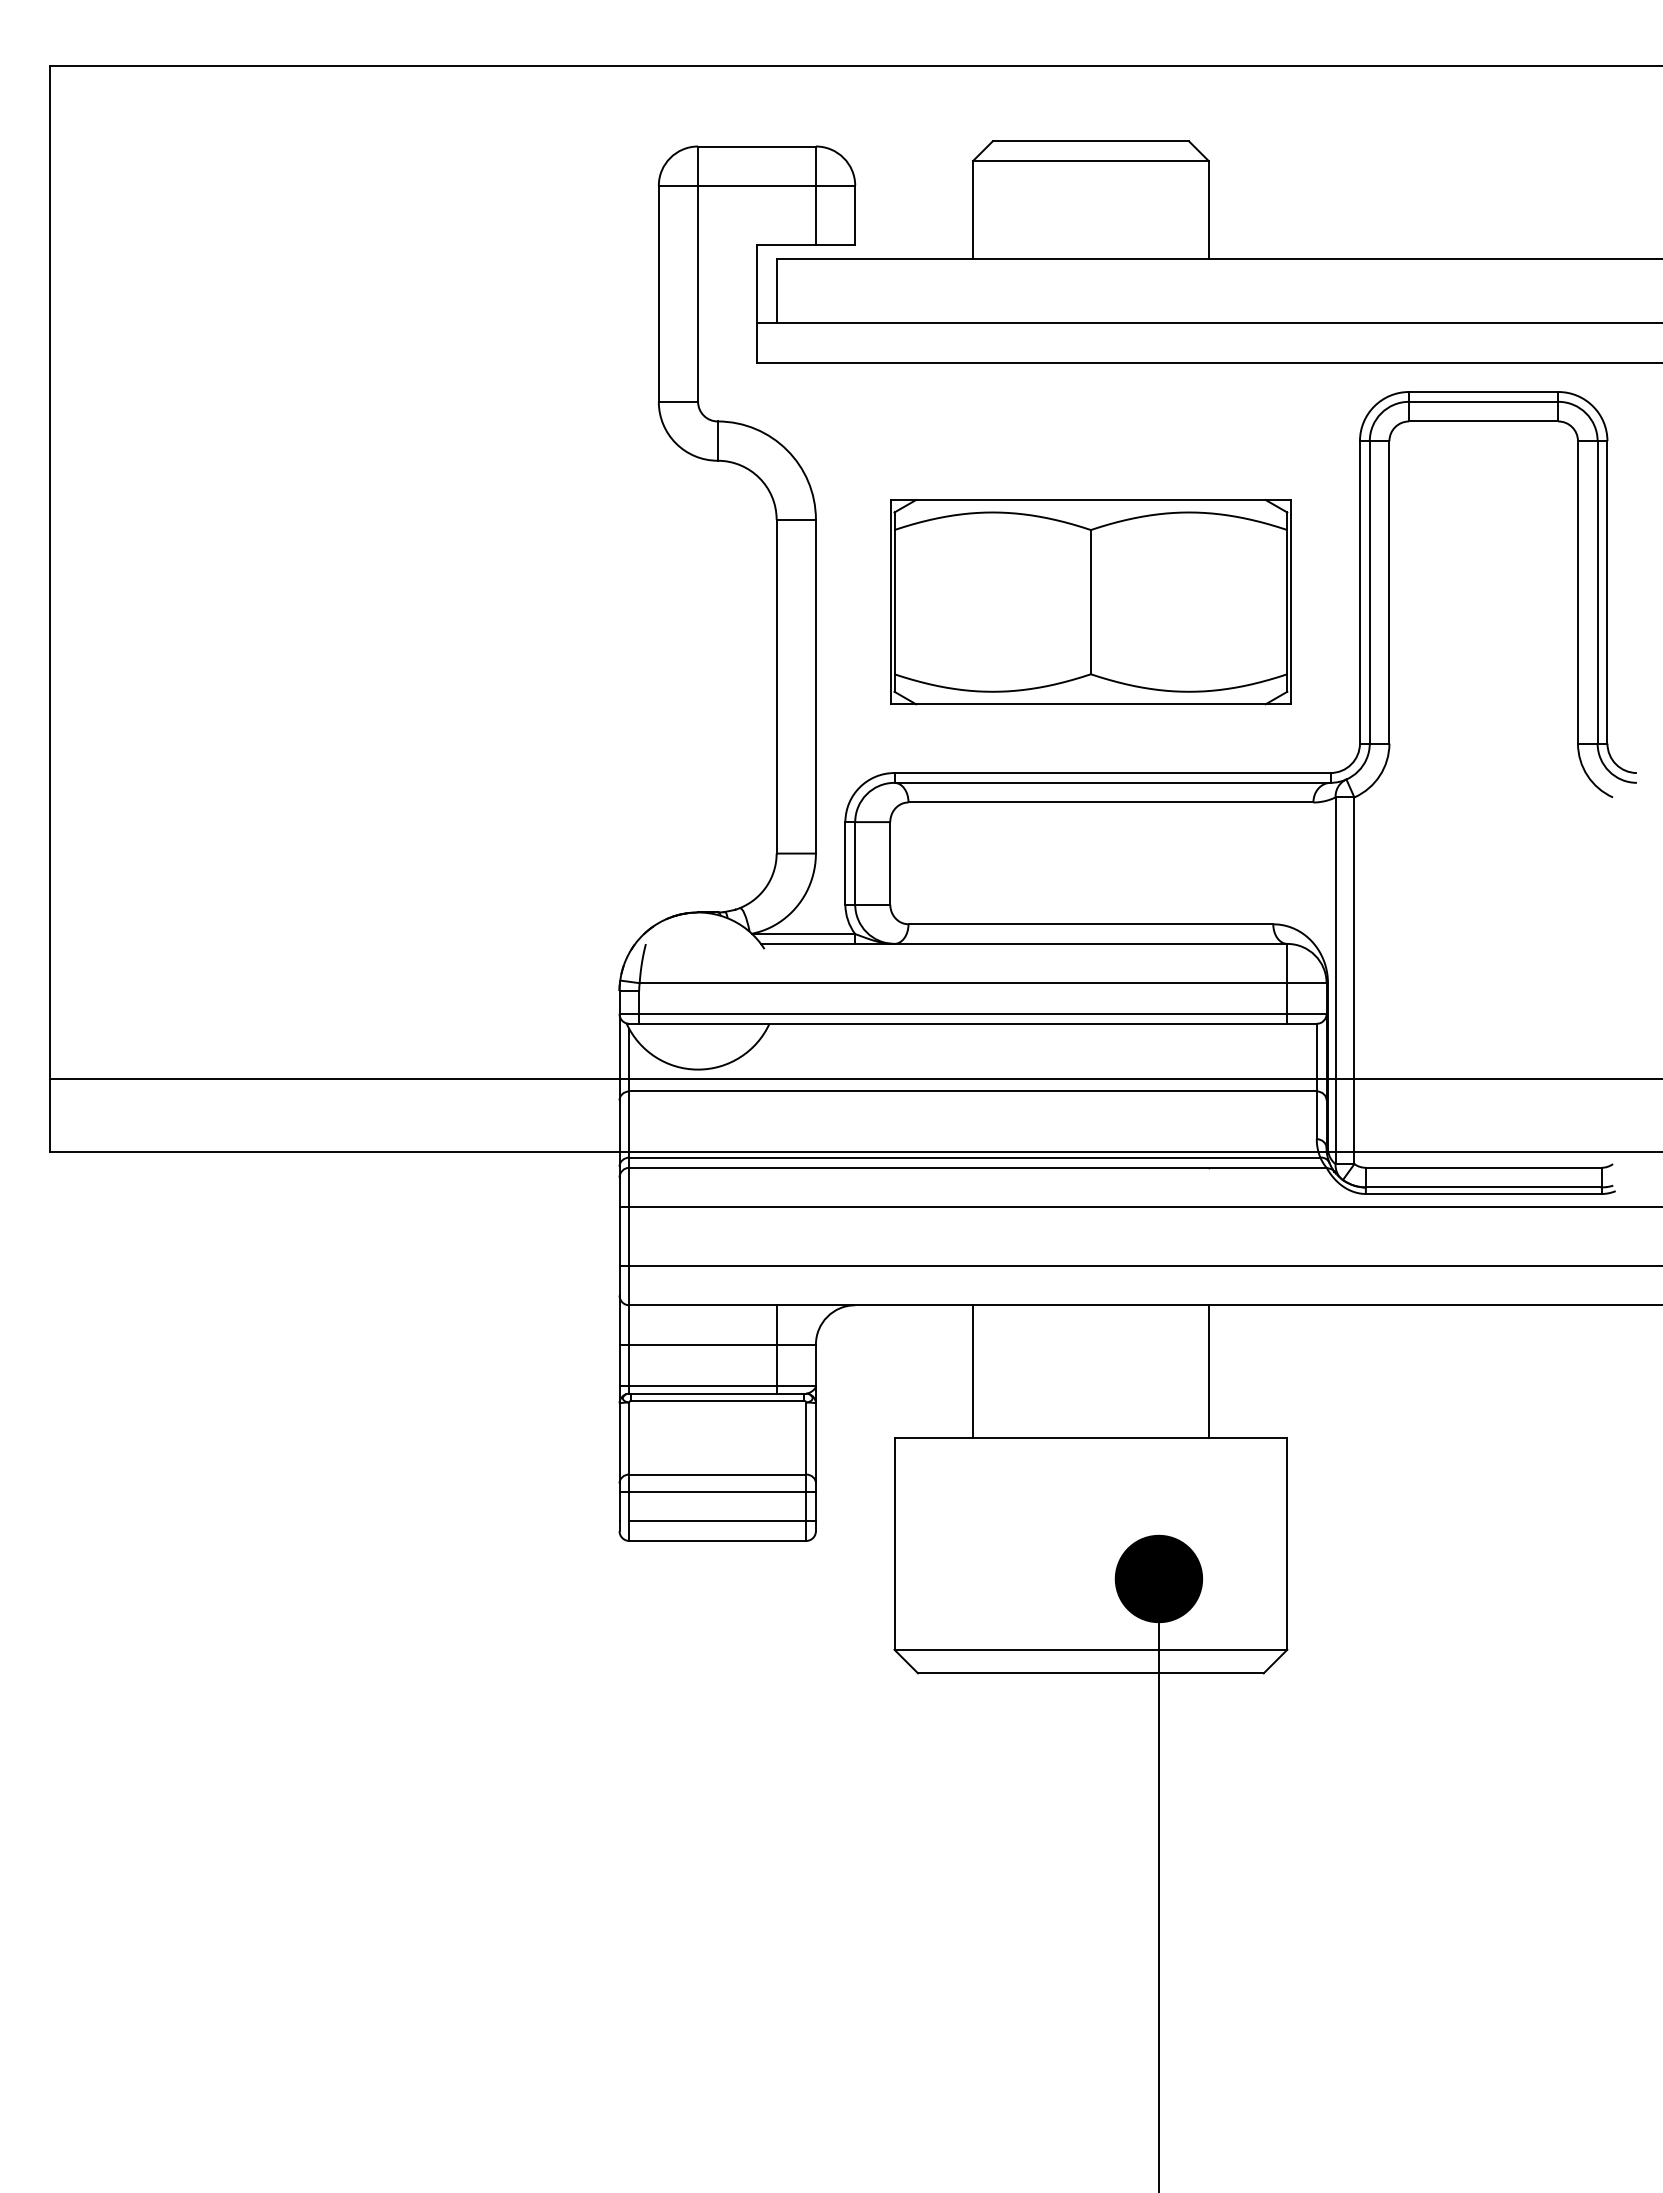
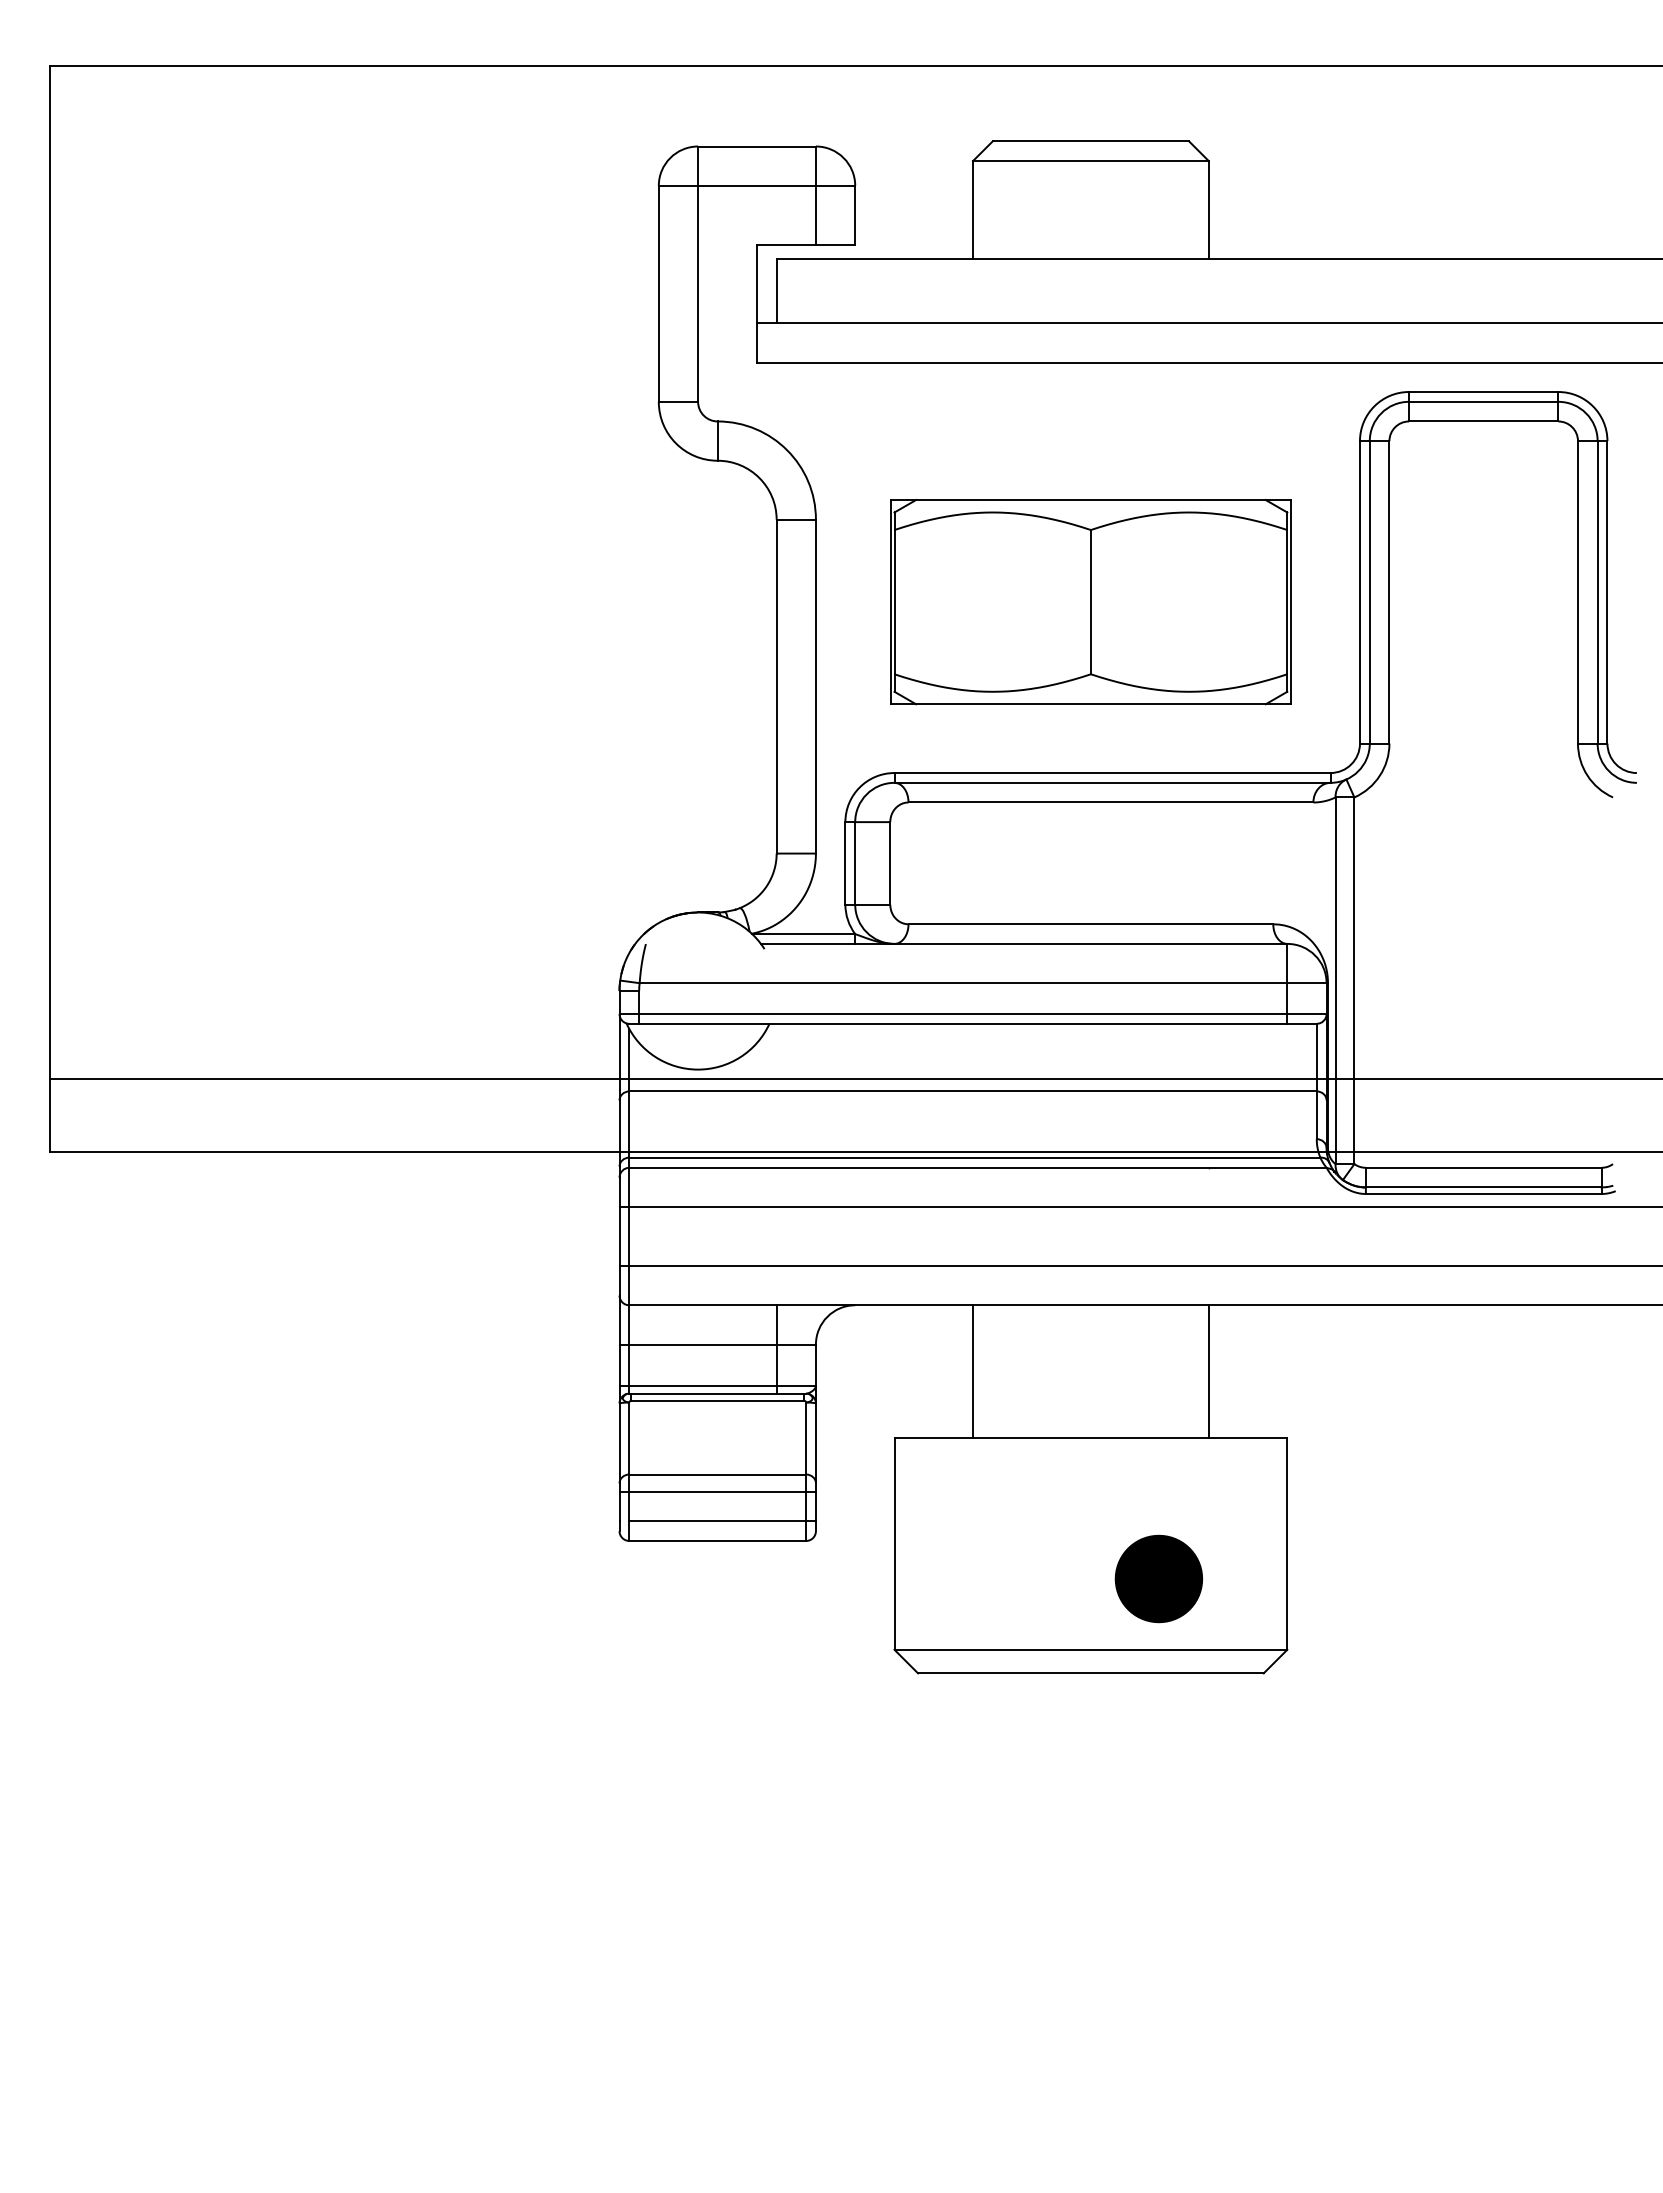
line: present -> none (1158, 1884)
